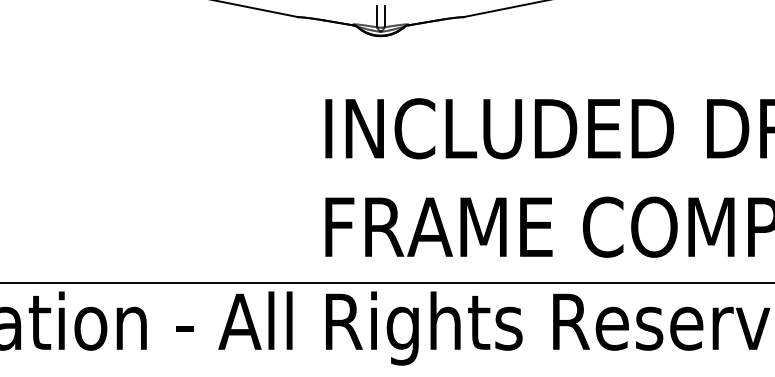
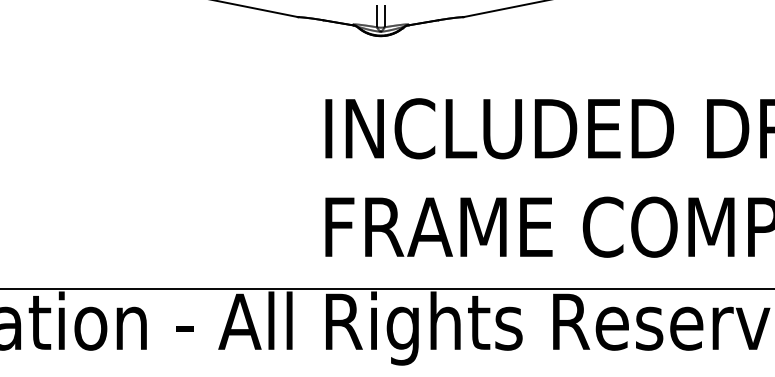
line position: (386, 282) -> (386, 288) (386, 288)
